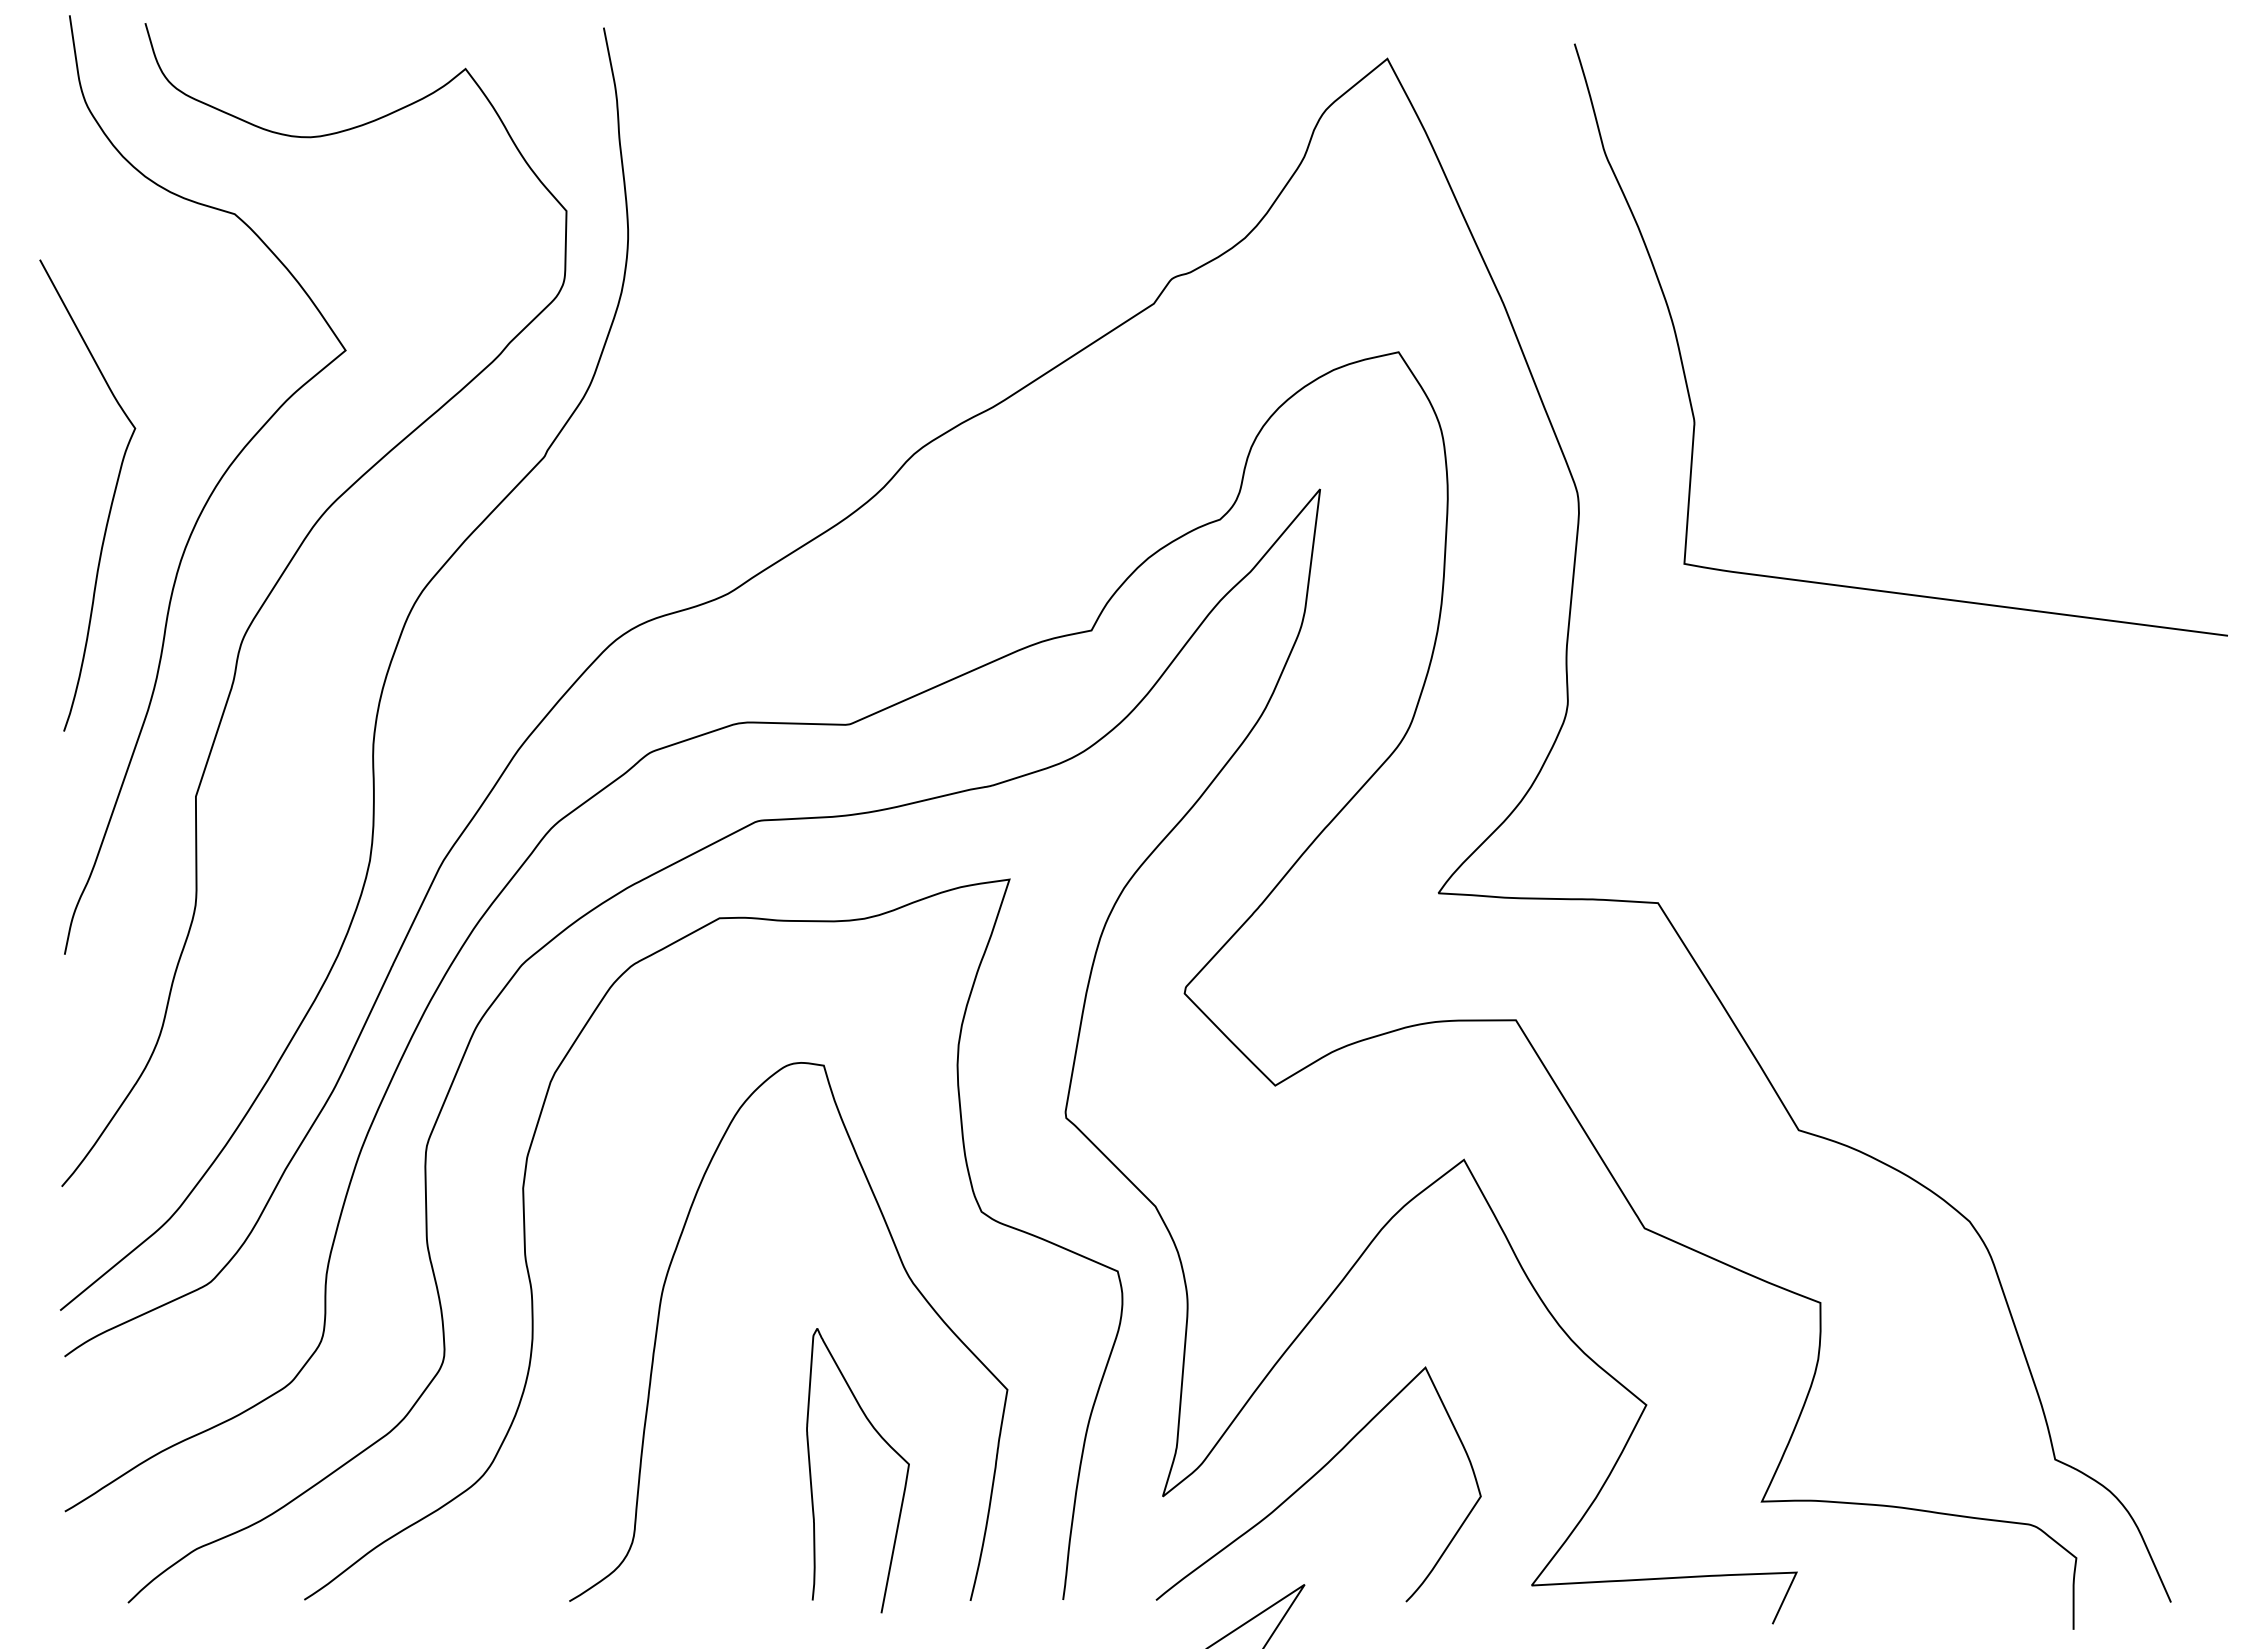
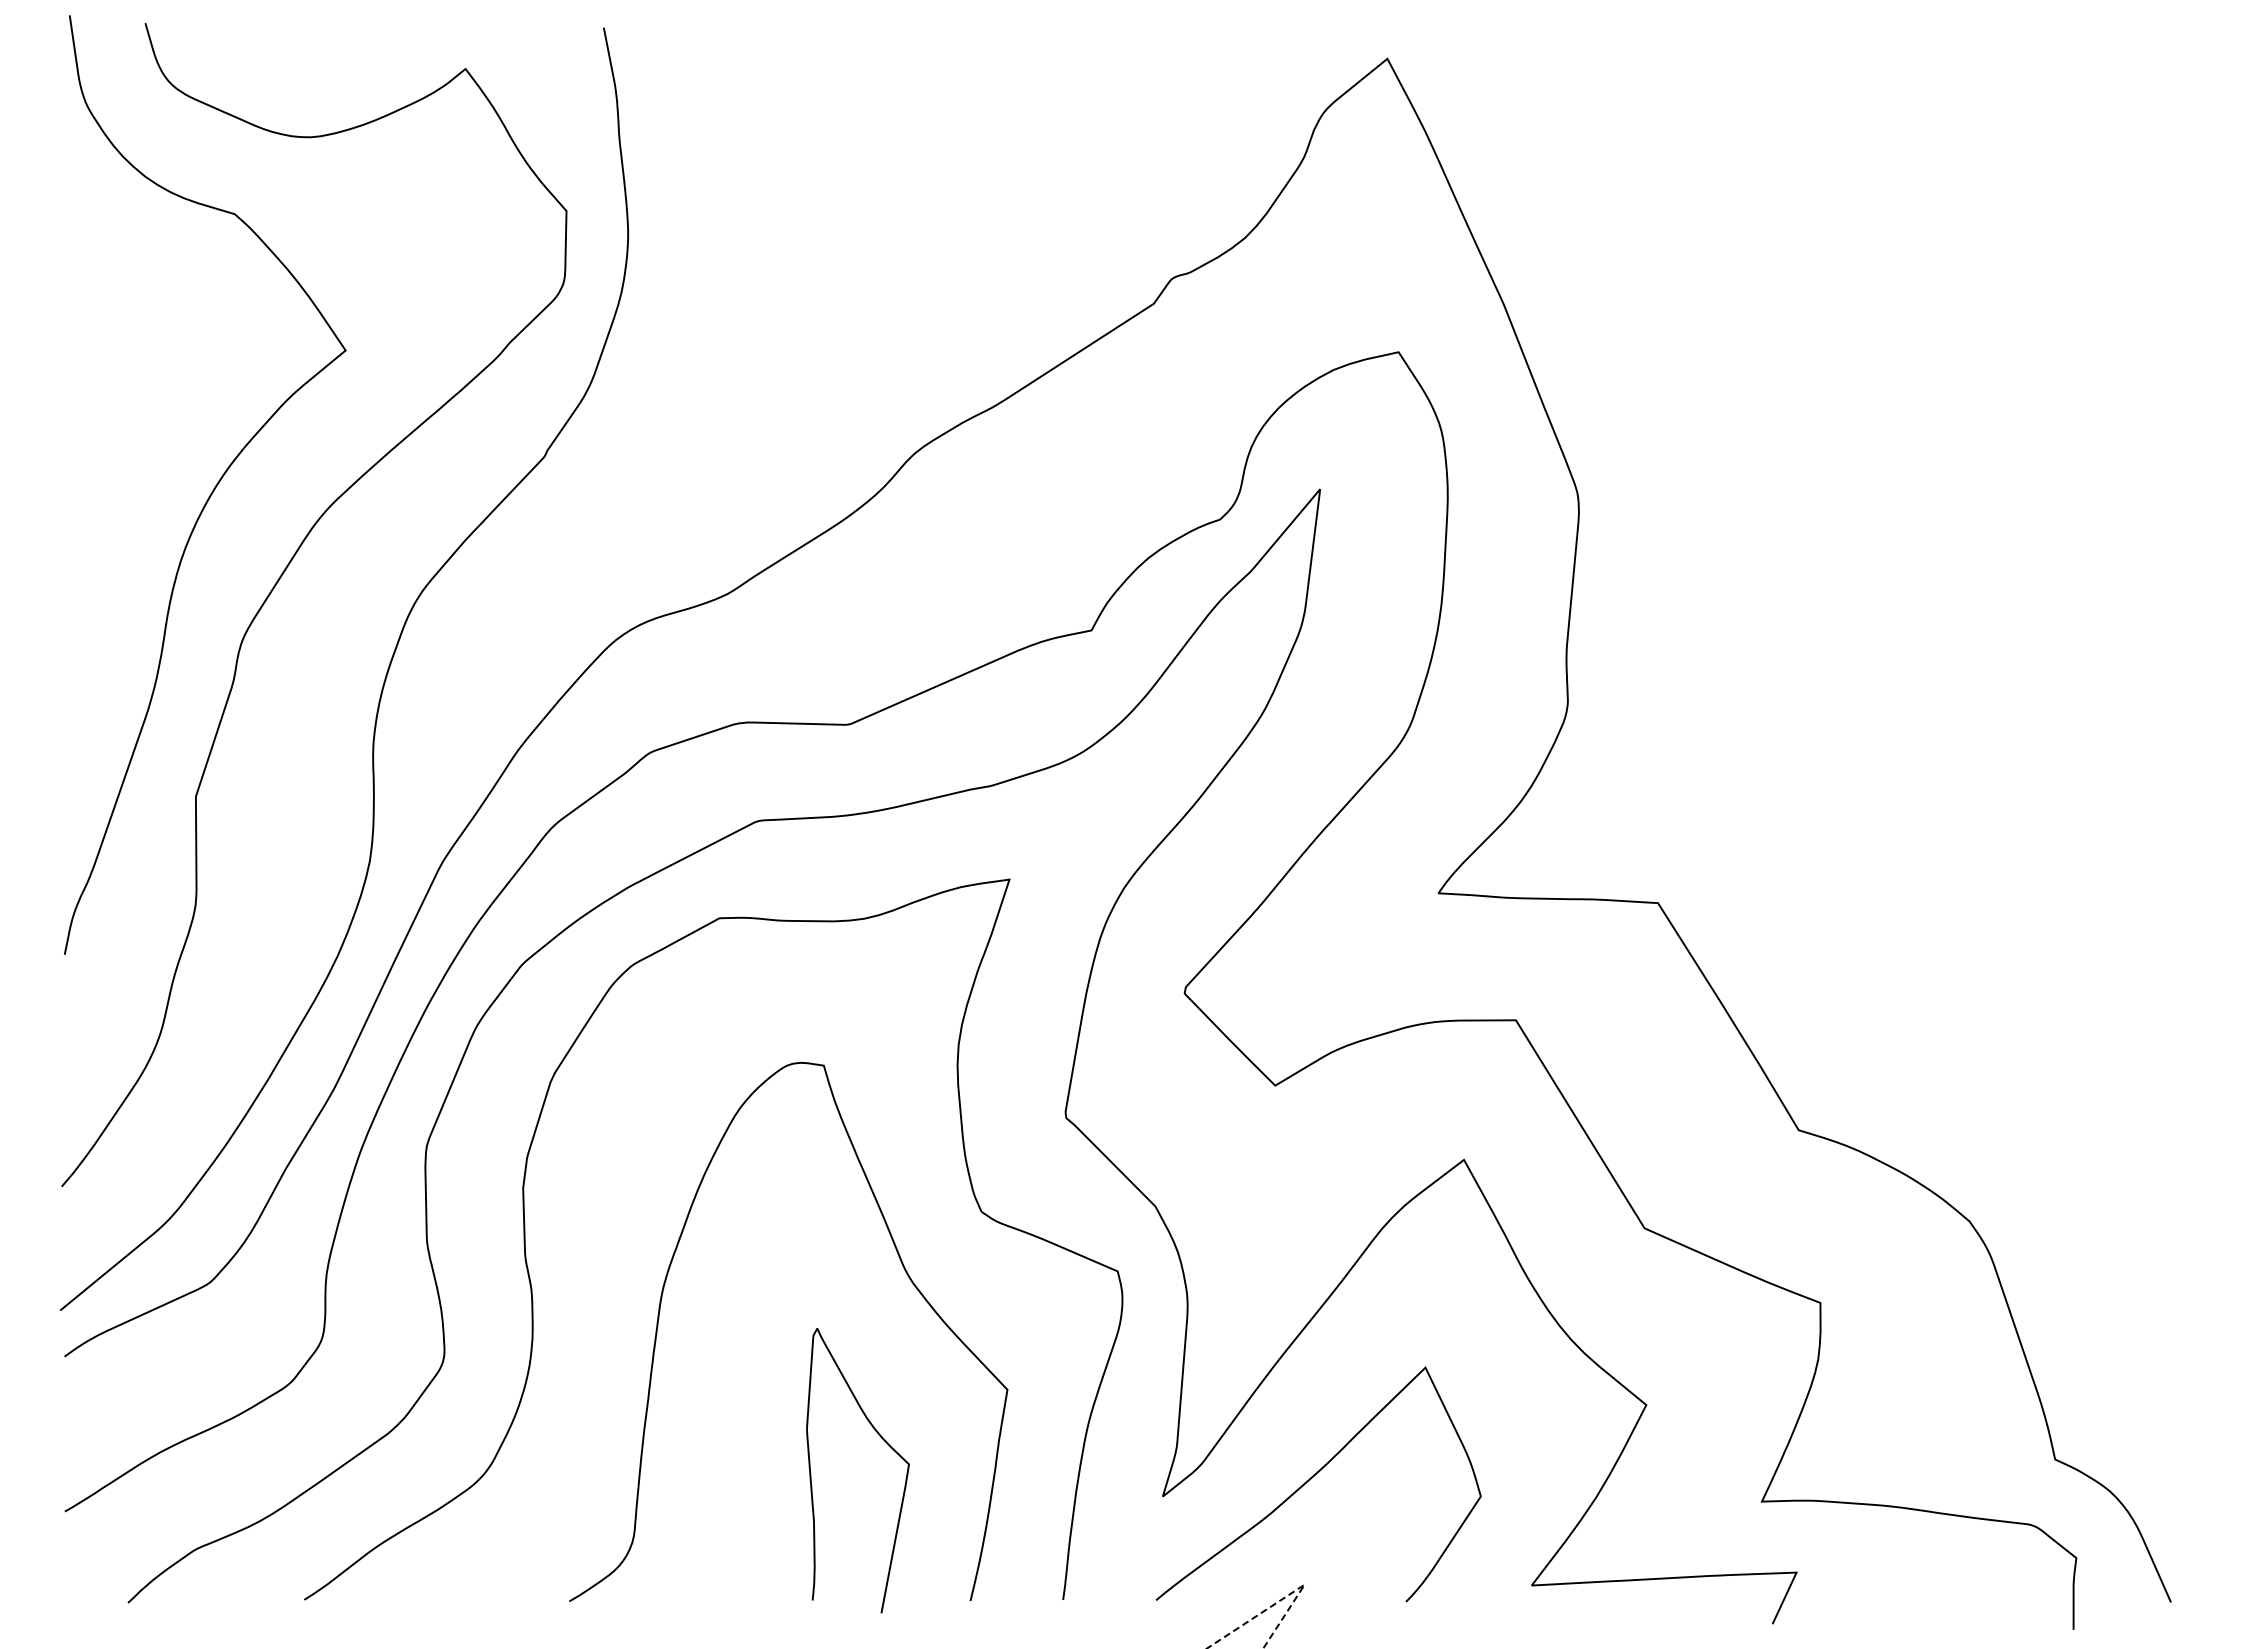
curve: present -> none (1687, 382)
curve: present -> none (111, 500)
line: solid -> dashed (1288, 1595)
